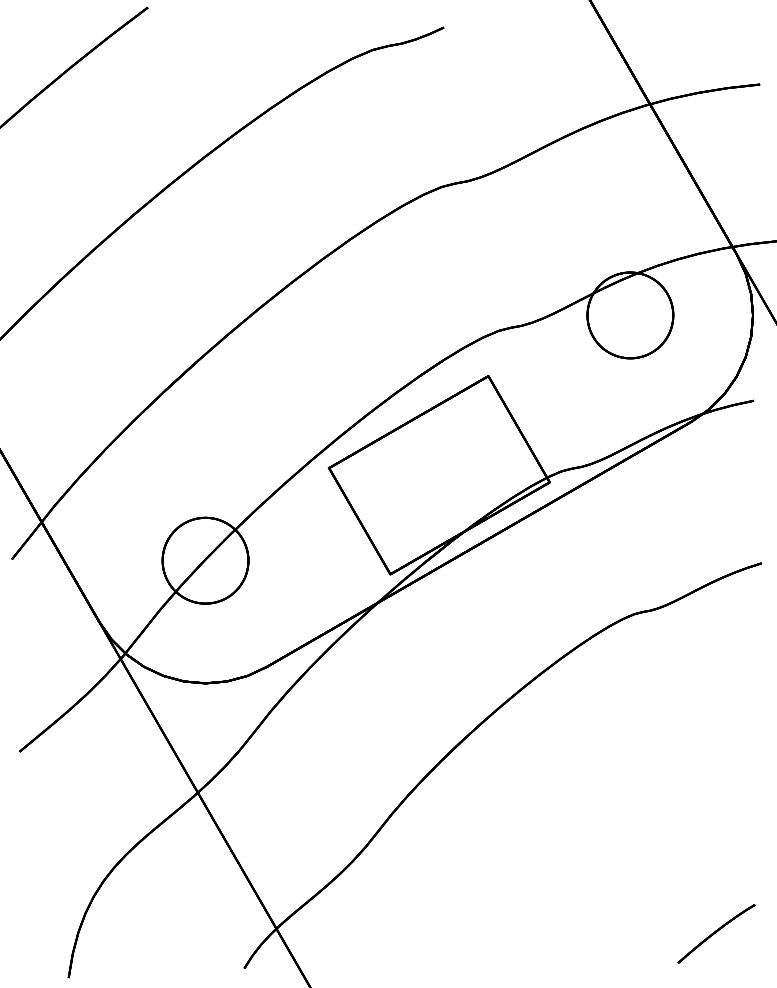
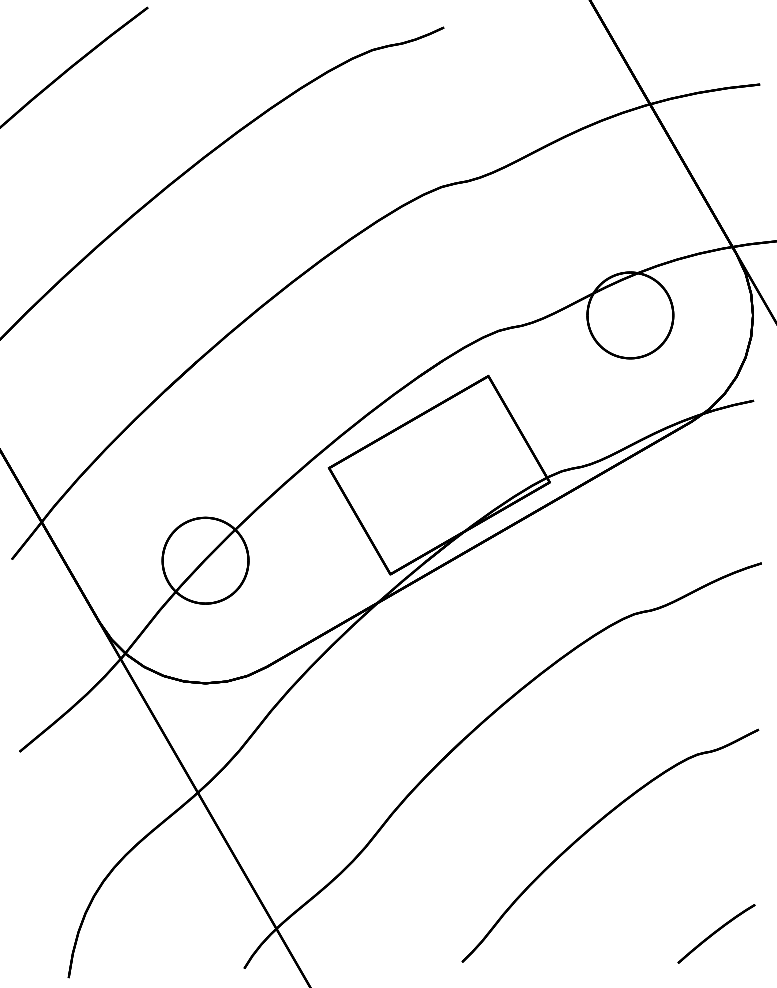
part: none -> present (596, 825)
